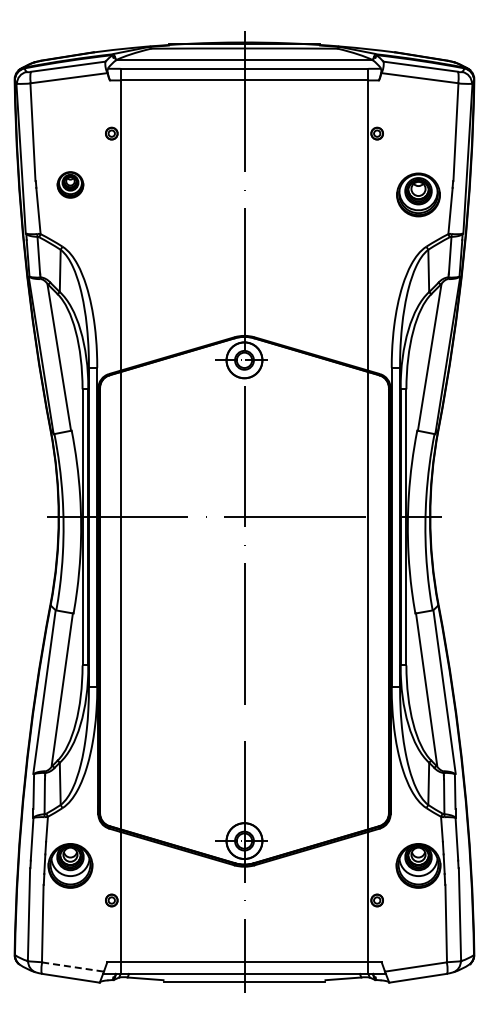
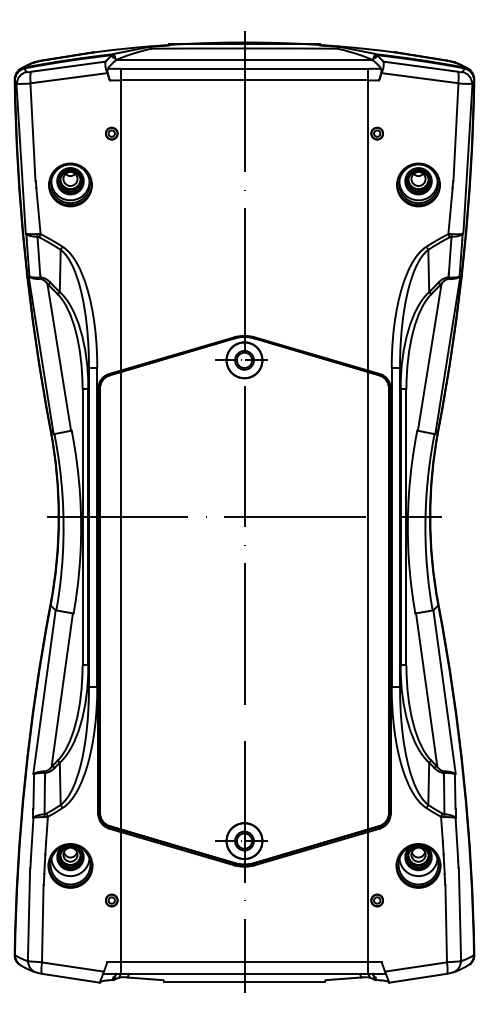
part size: 29x28 px -> 45x46 px (70, 184)
part position: (418, 194) -> (418, 184) (418, 184)
line: dashed -> solid (73, 967)
